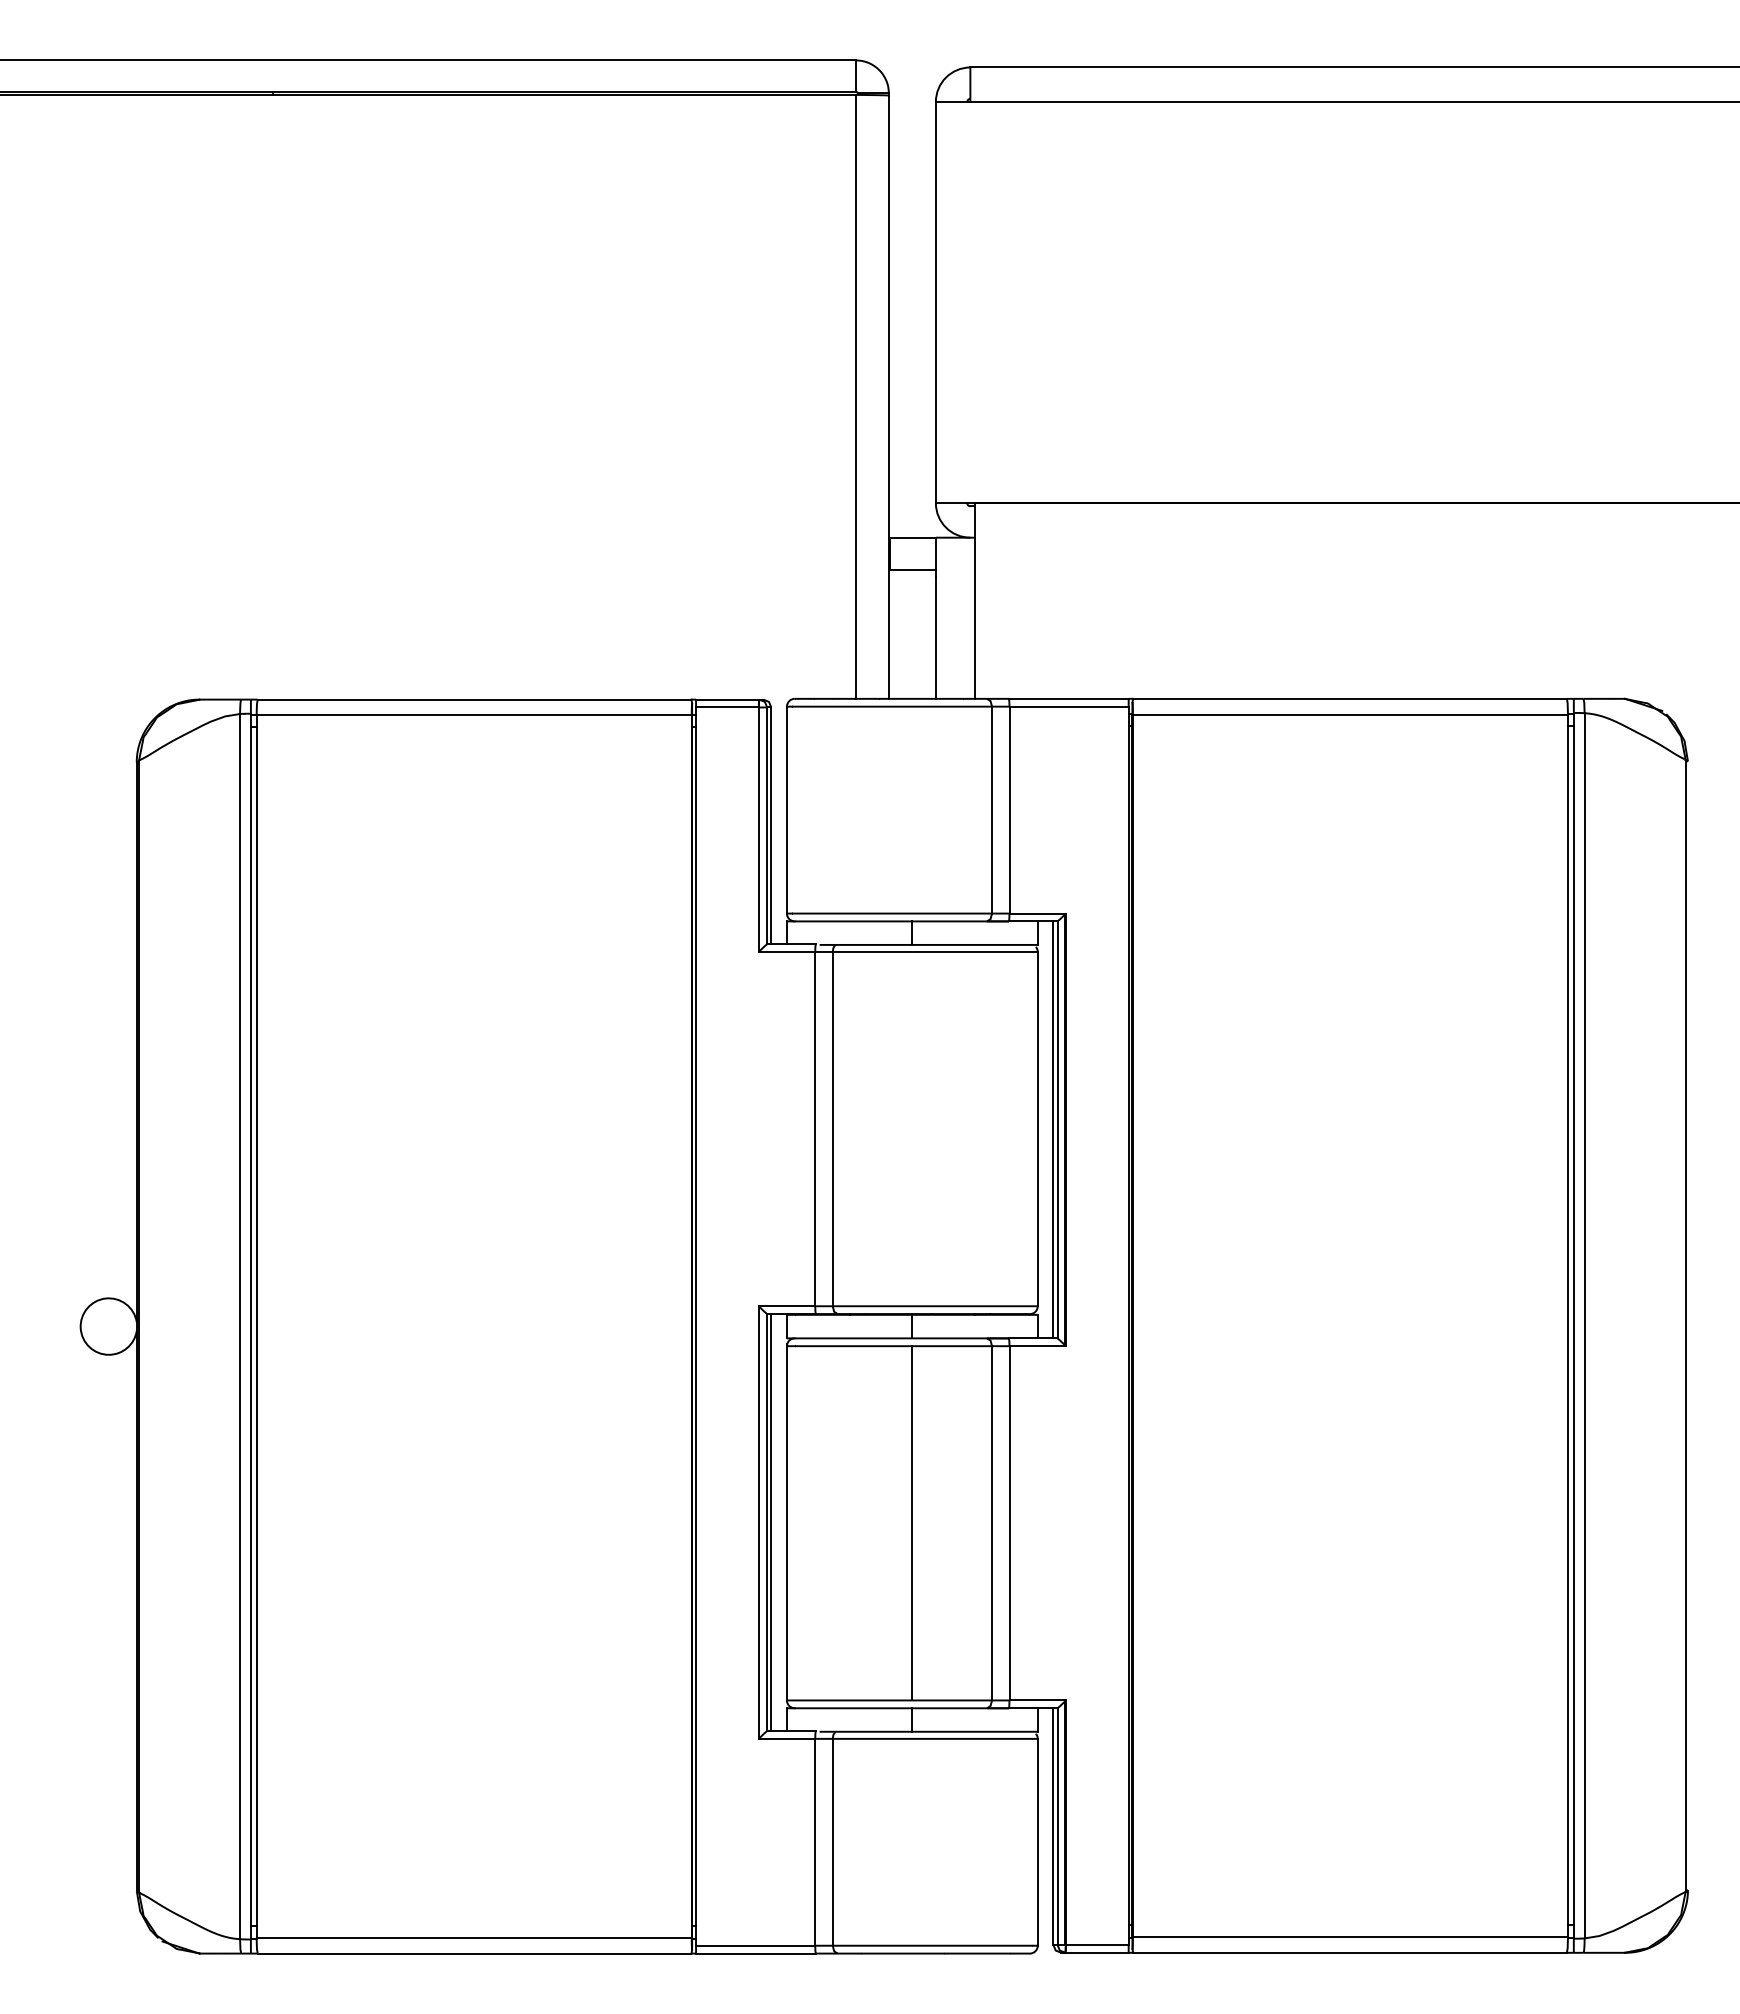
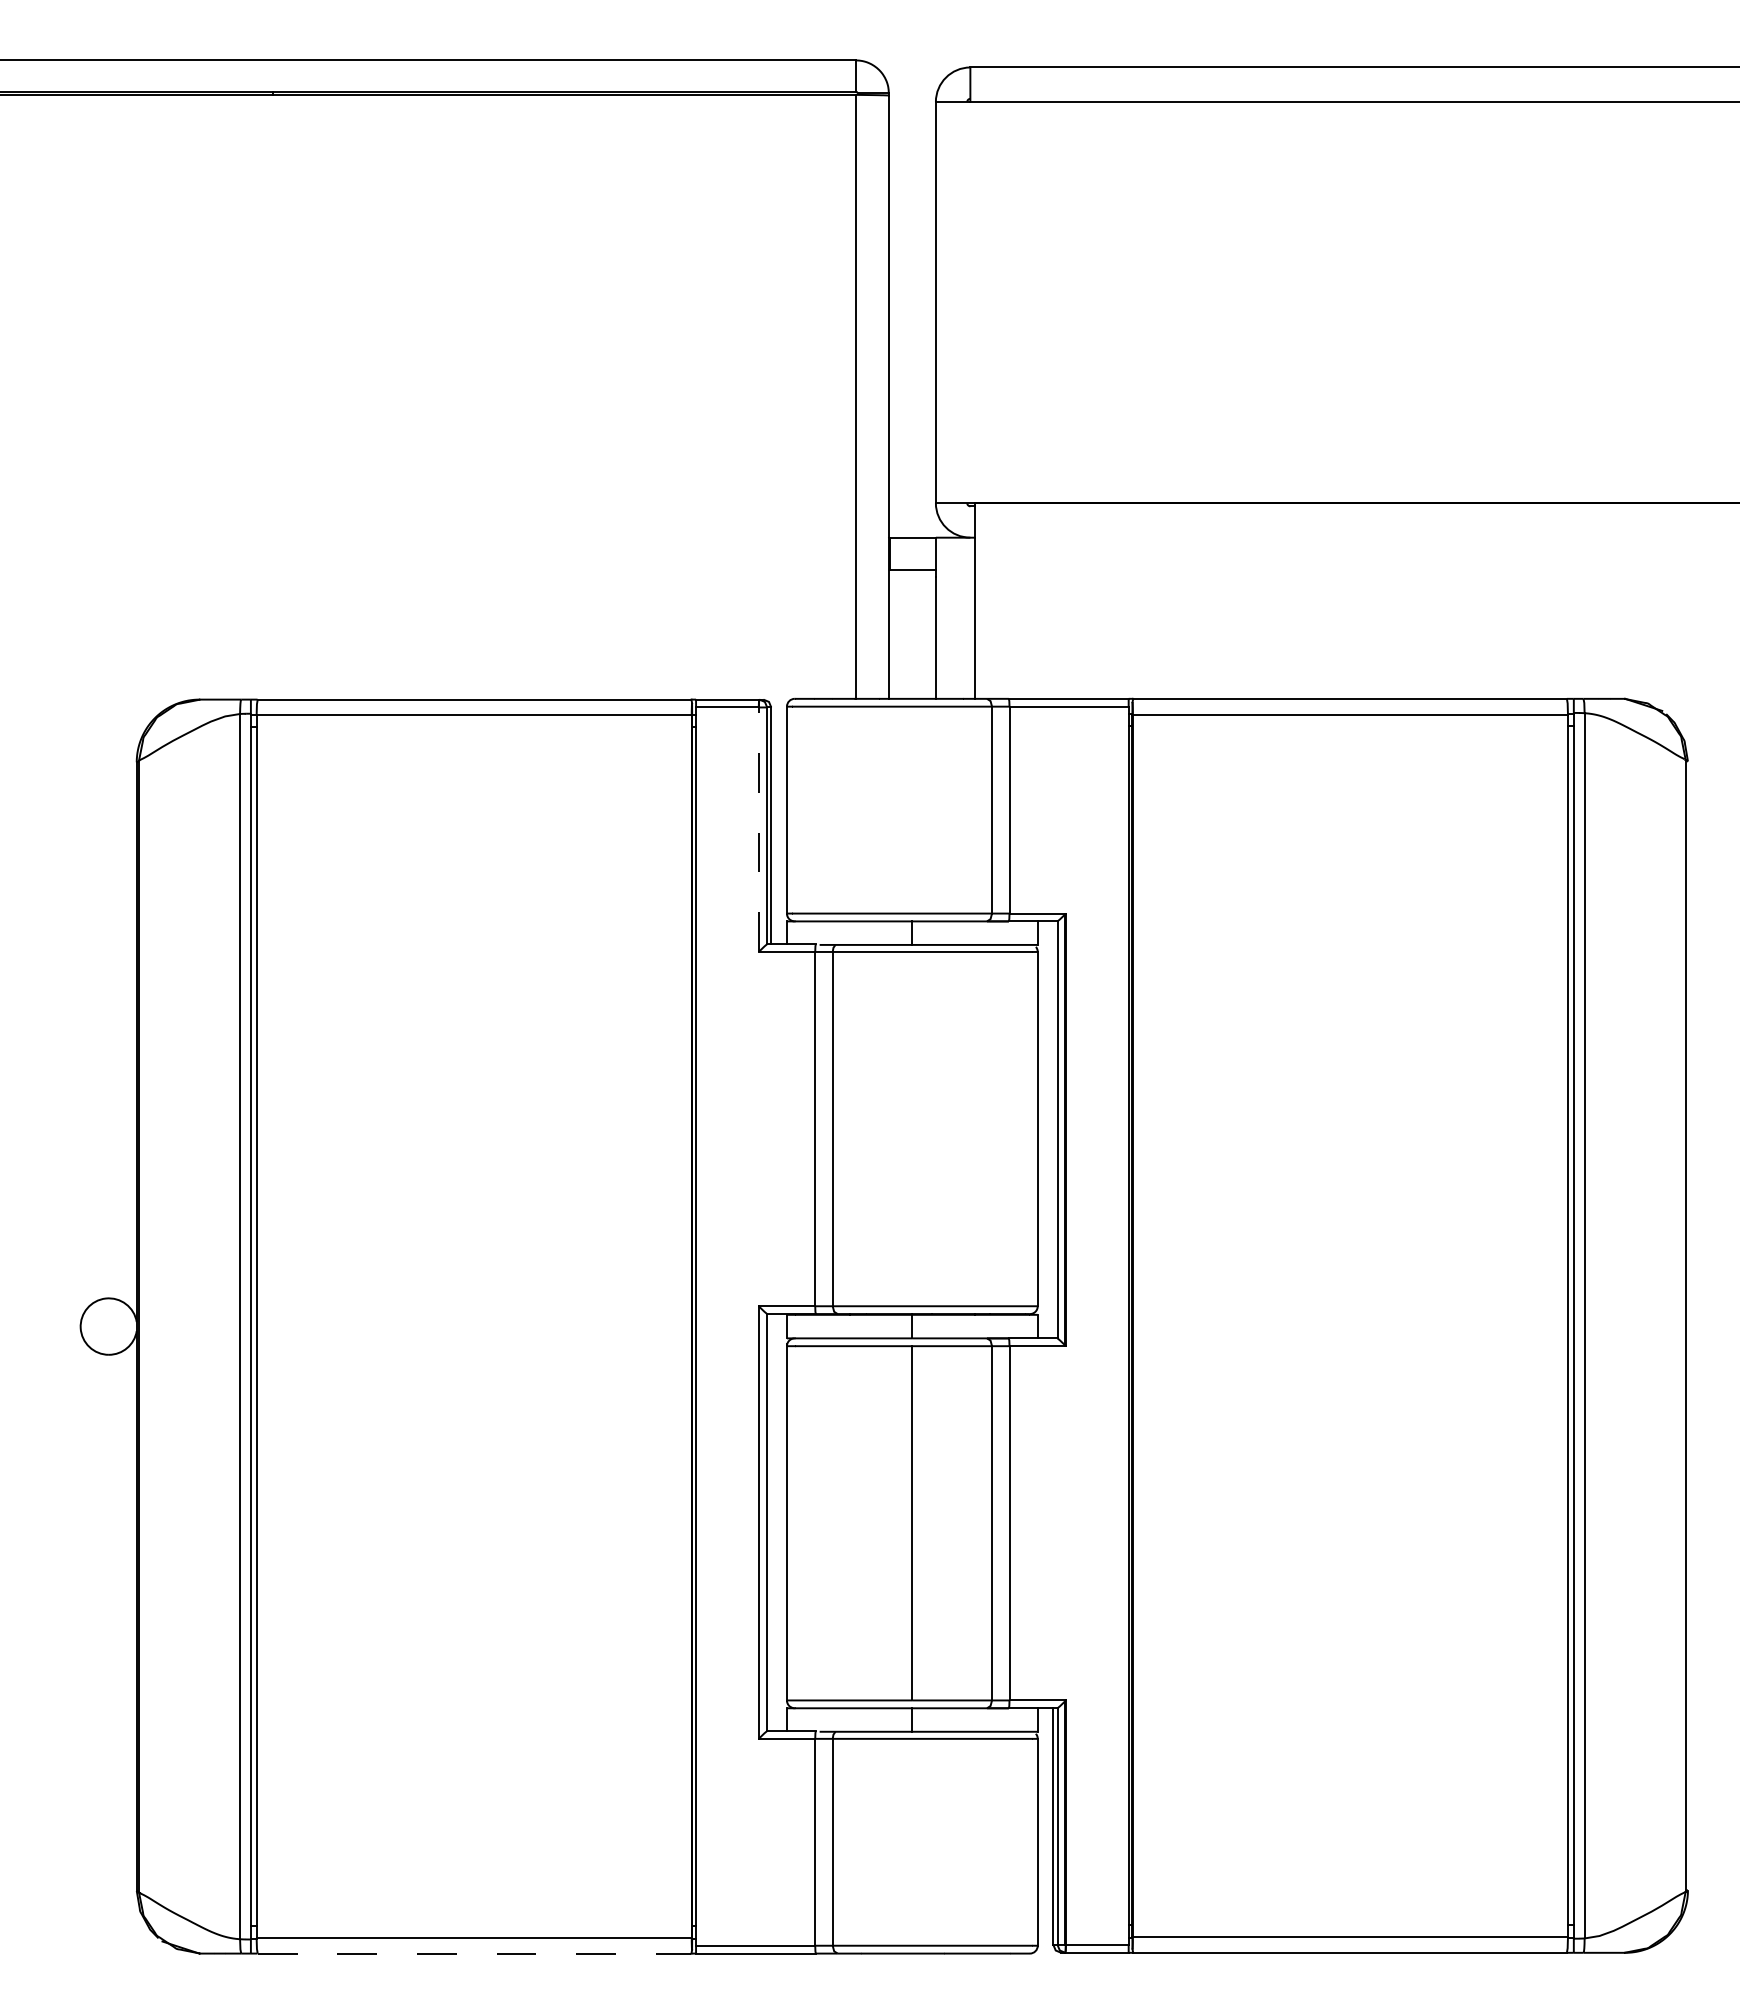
line: solid -> dashed (758, 829)
line: present -> none (1053, 1129)
line: present -> none (771, 1522)
line: solid -> dashed (474, 1953)
